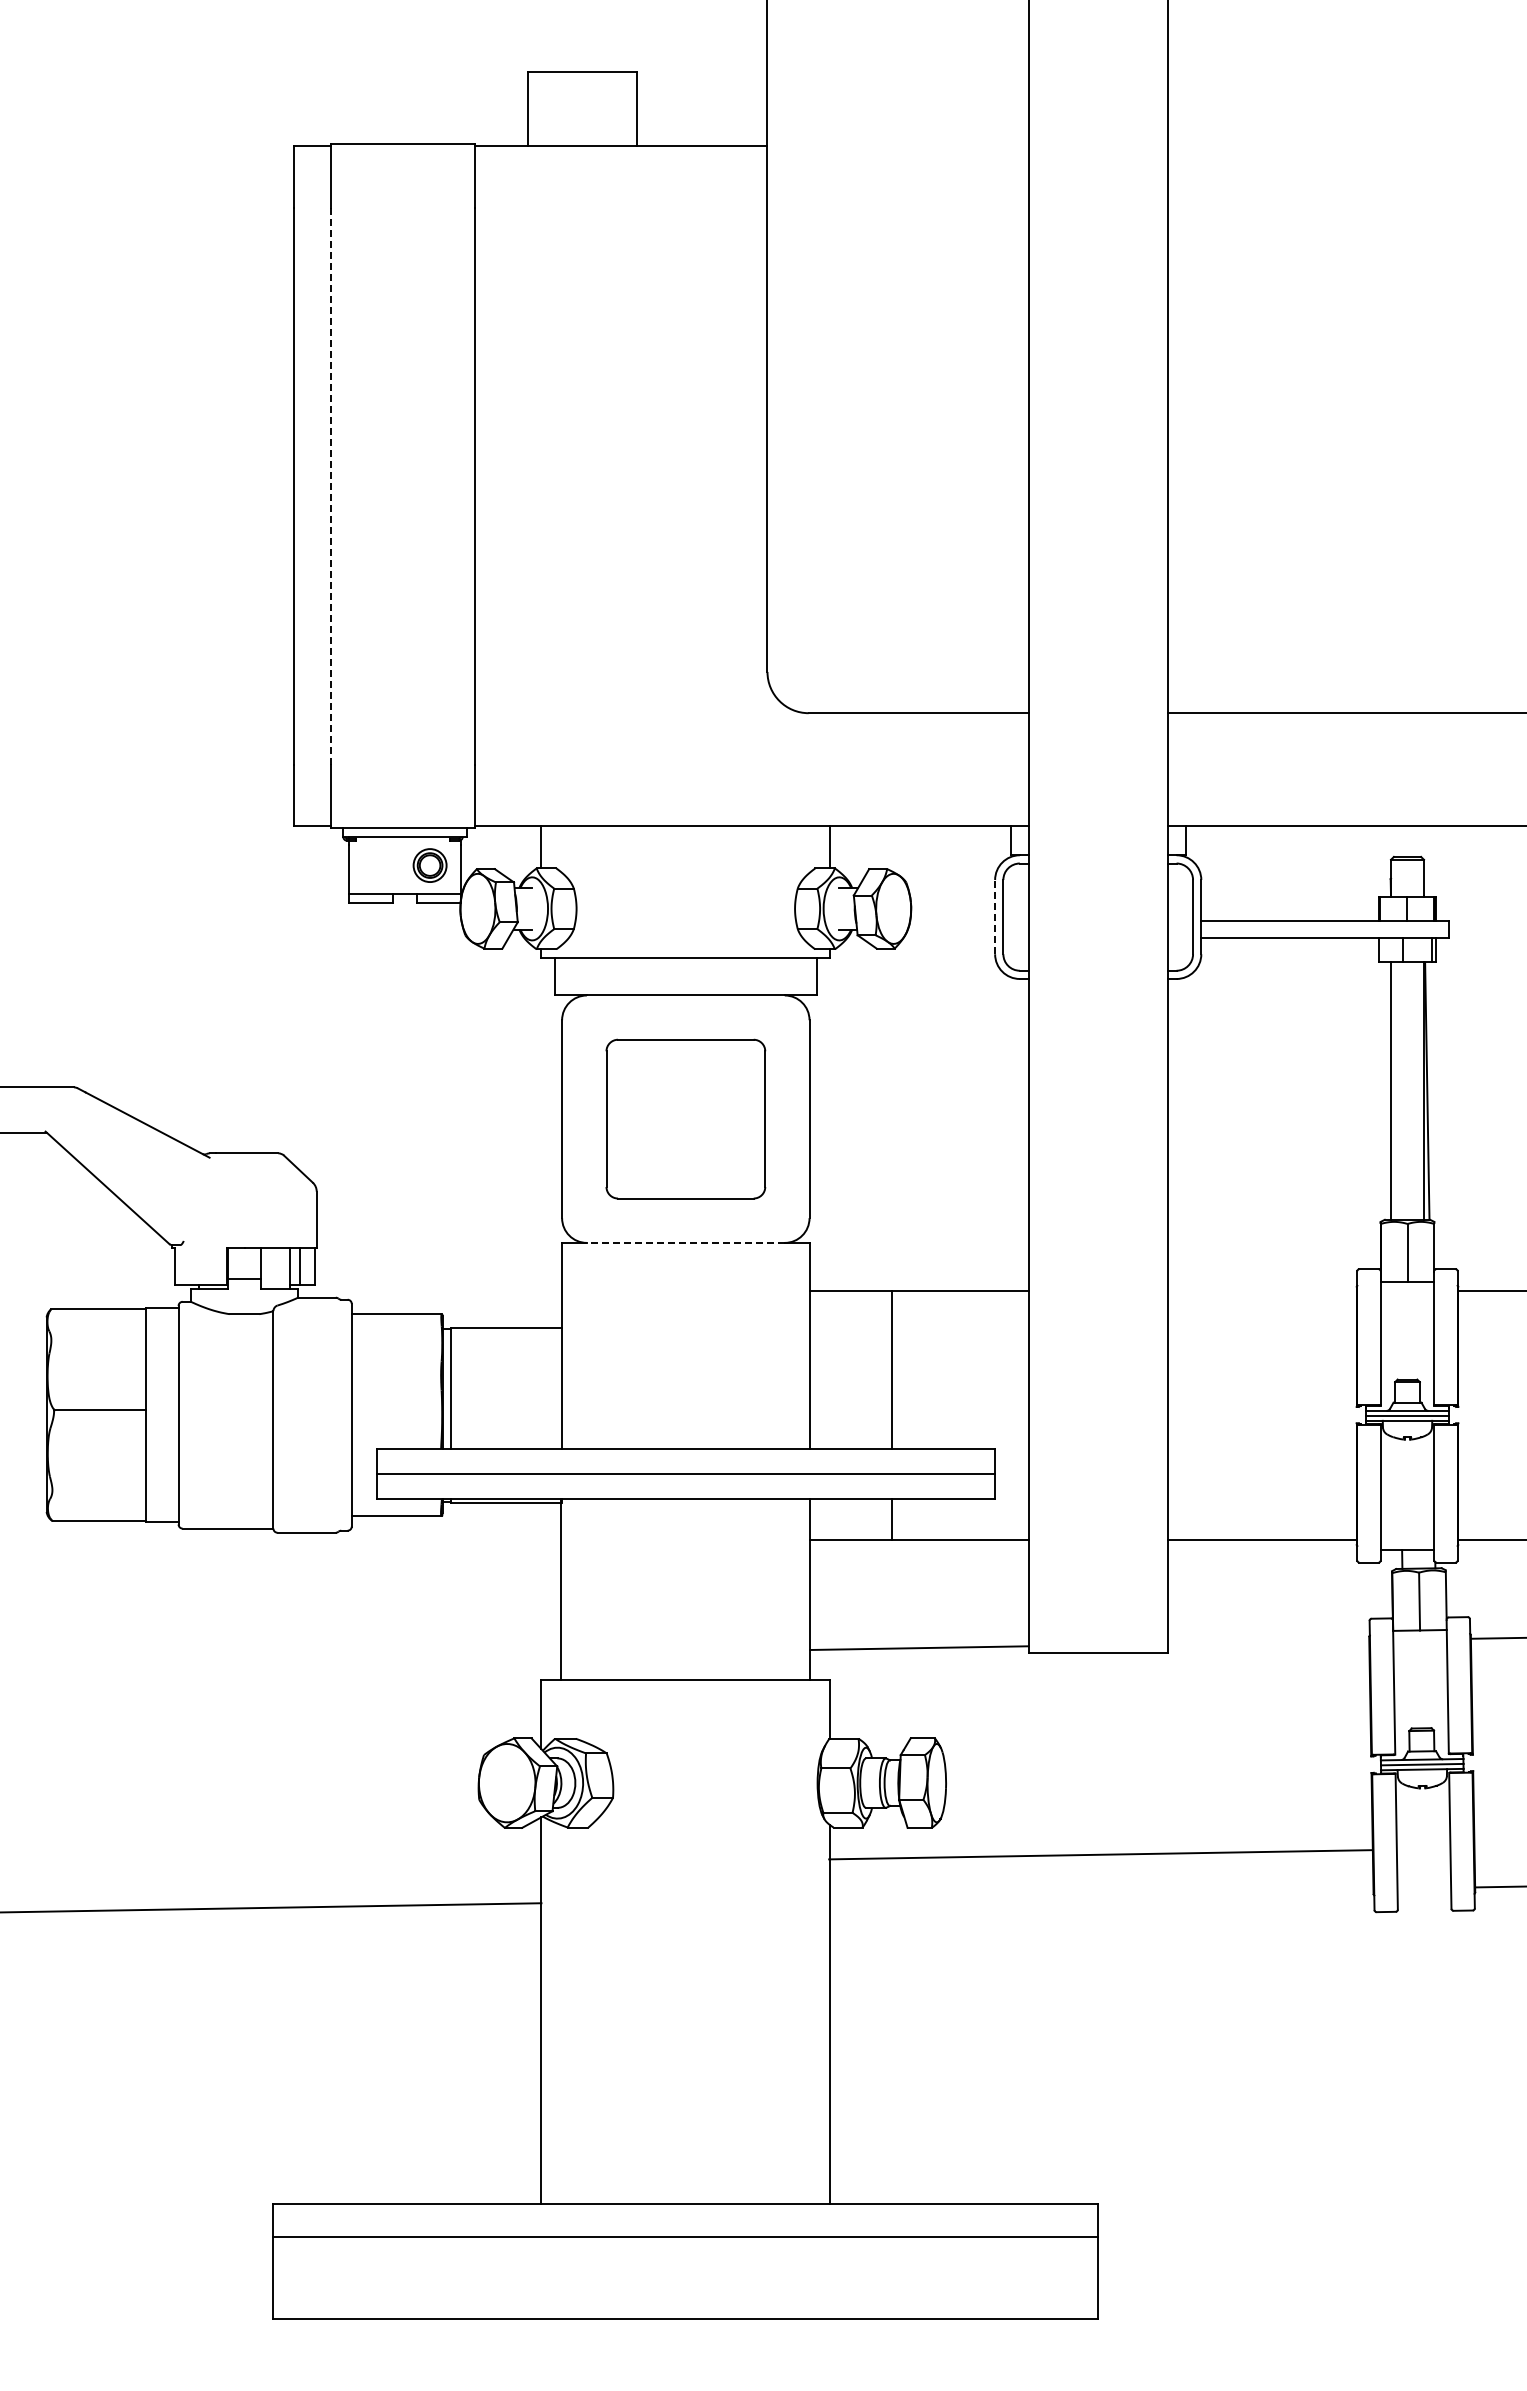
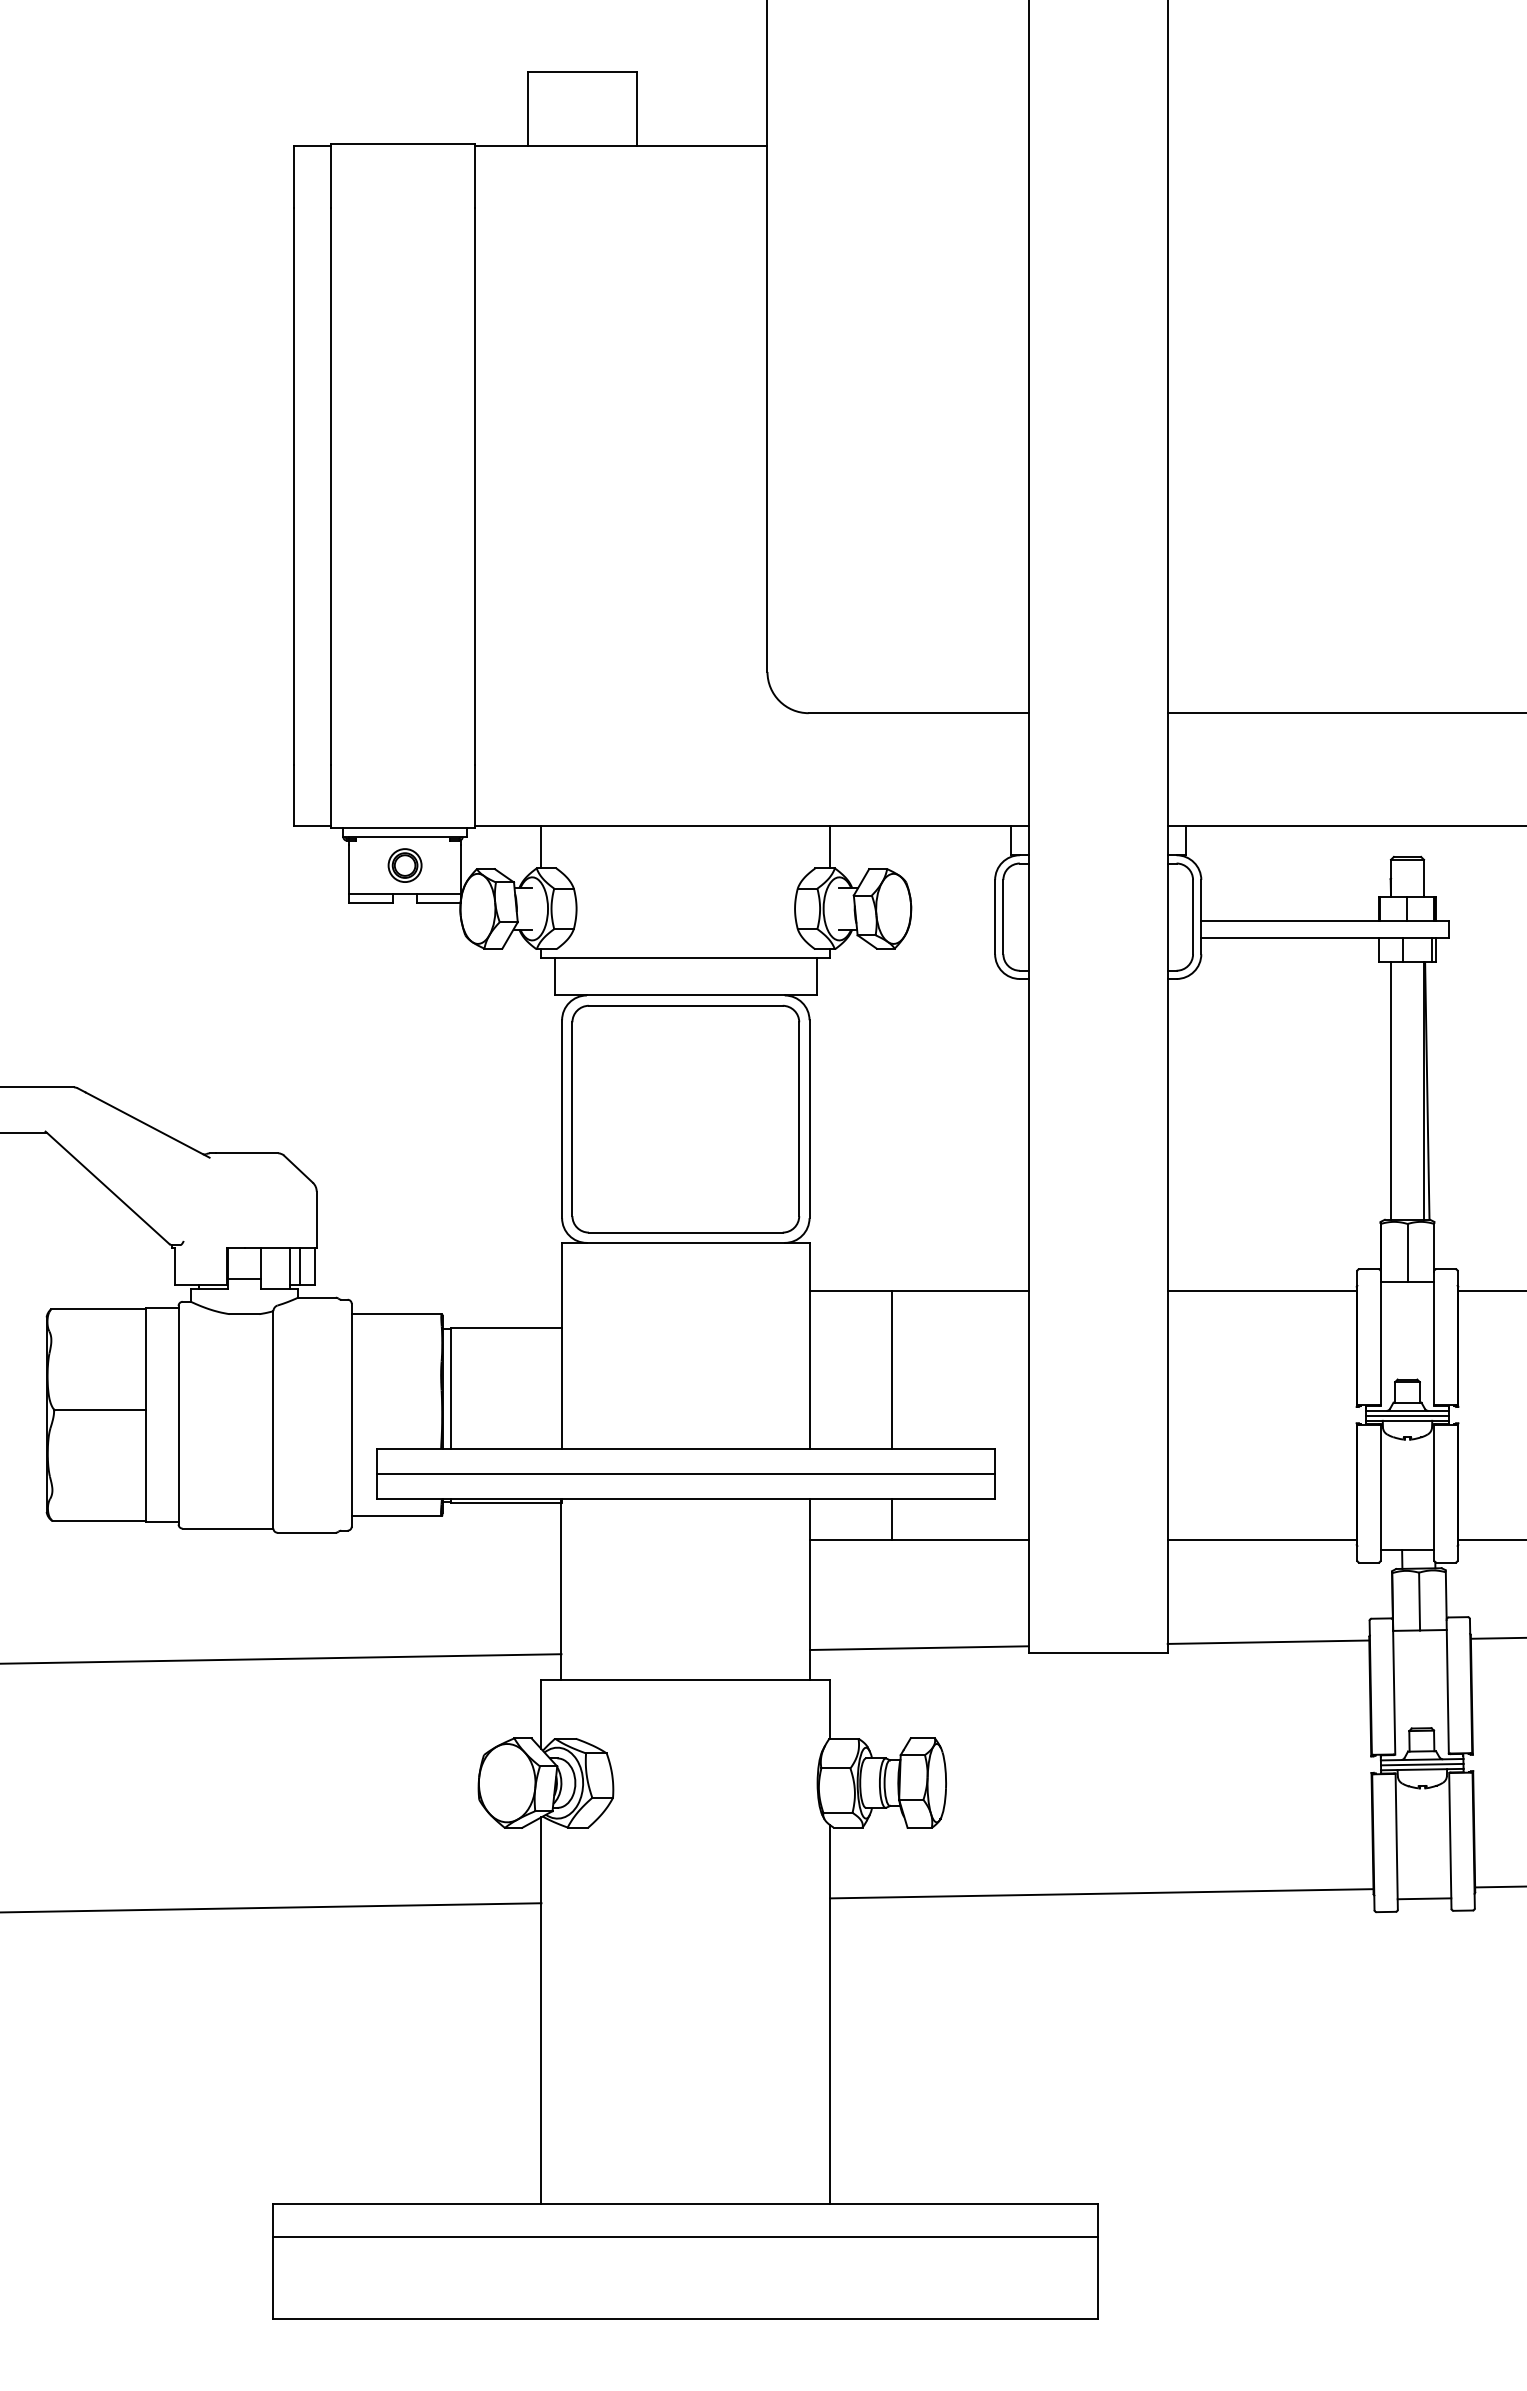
line: dashed -> solid (330, 485)
part position: (429, 865) -> (404, 865) (404, 865)
line: dashed -> solid (995, 916)
part size: 162x162 px -> 230x230 px (685, 1118)
line: dashed -> solid (685, 1242)
line: none -> present (1261, 1290)
line: none -> present (1268, 1641)
line: none -> present (281, 1658)
line position: (1100, 1854) -> (1101, 1893) (1101, 1893)
line: none -> present (1424, 1898)
